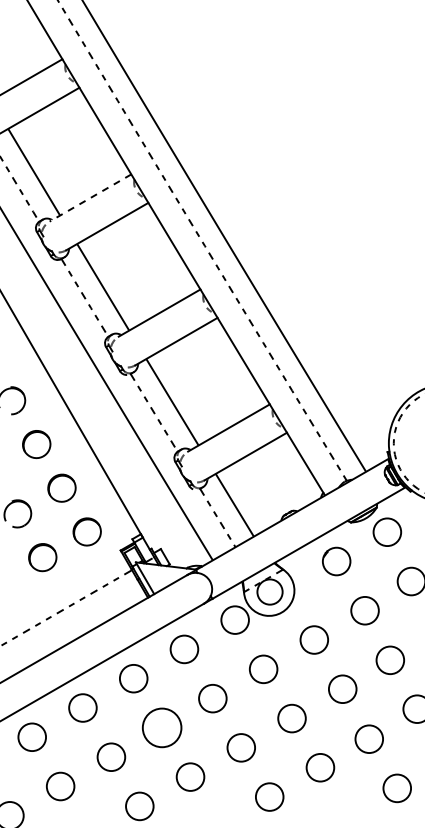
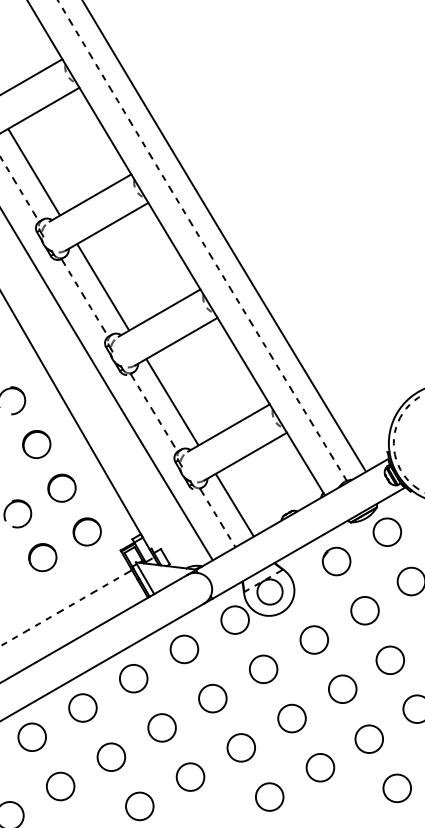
line: dashed -> solid (90, 198)
circle diameter: 39 px -> 28 px (161, 727)
